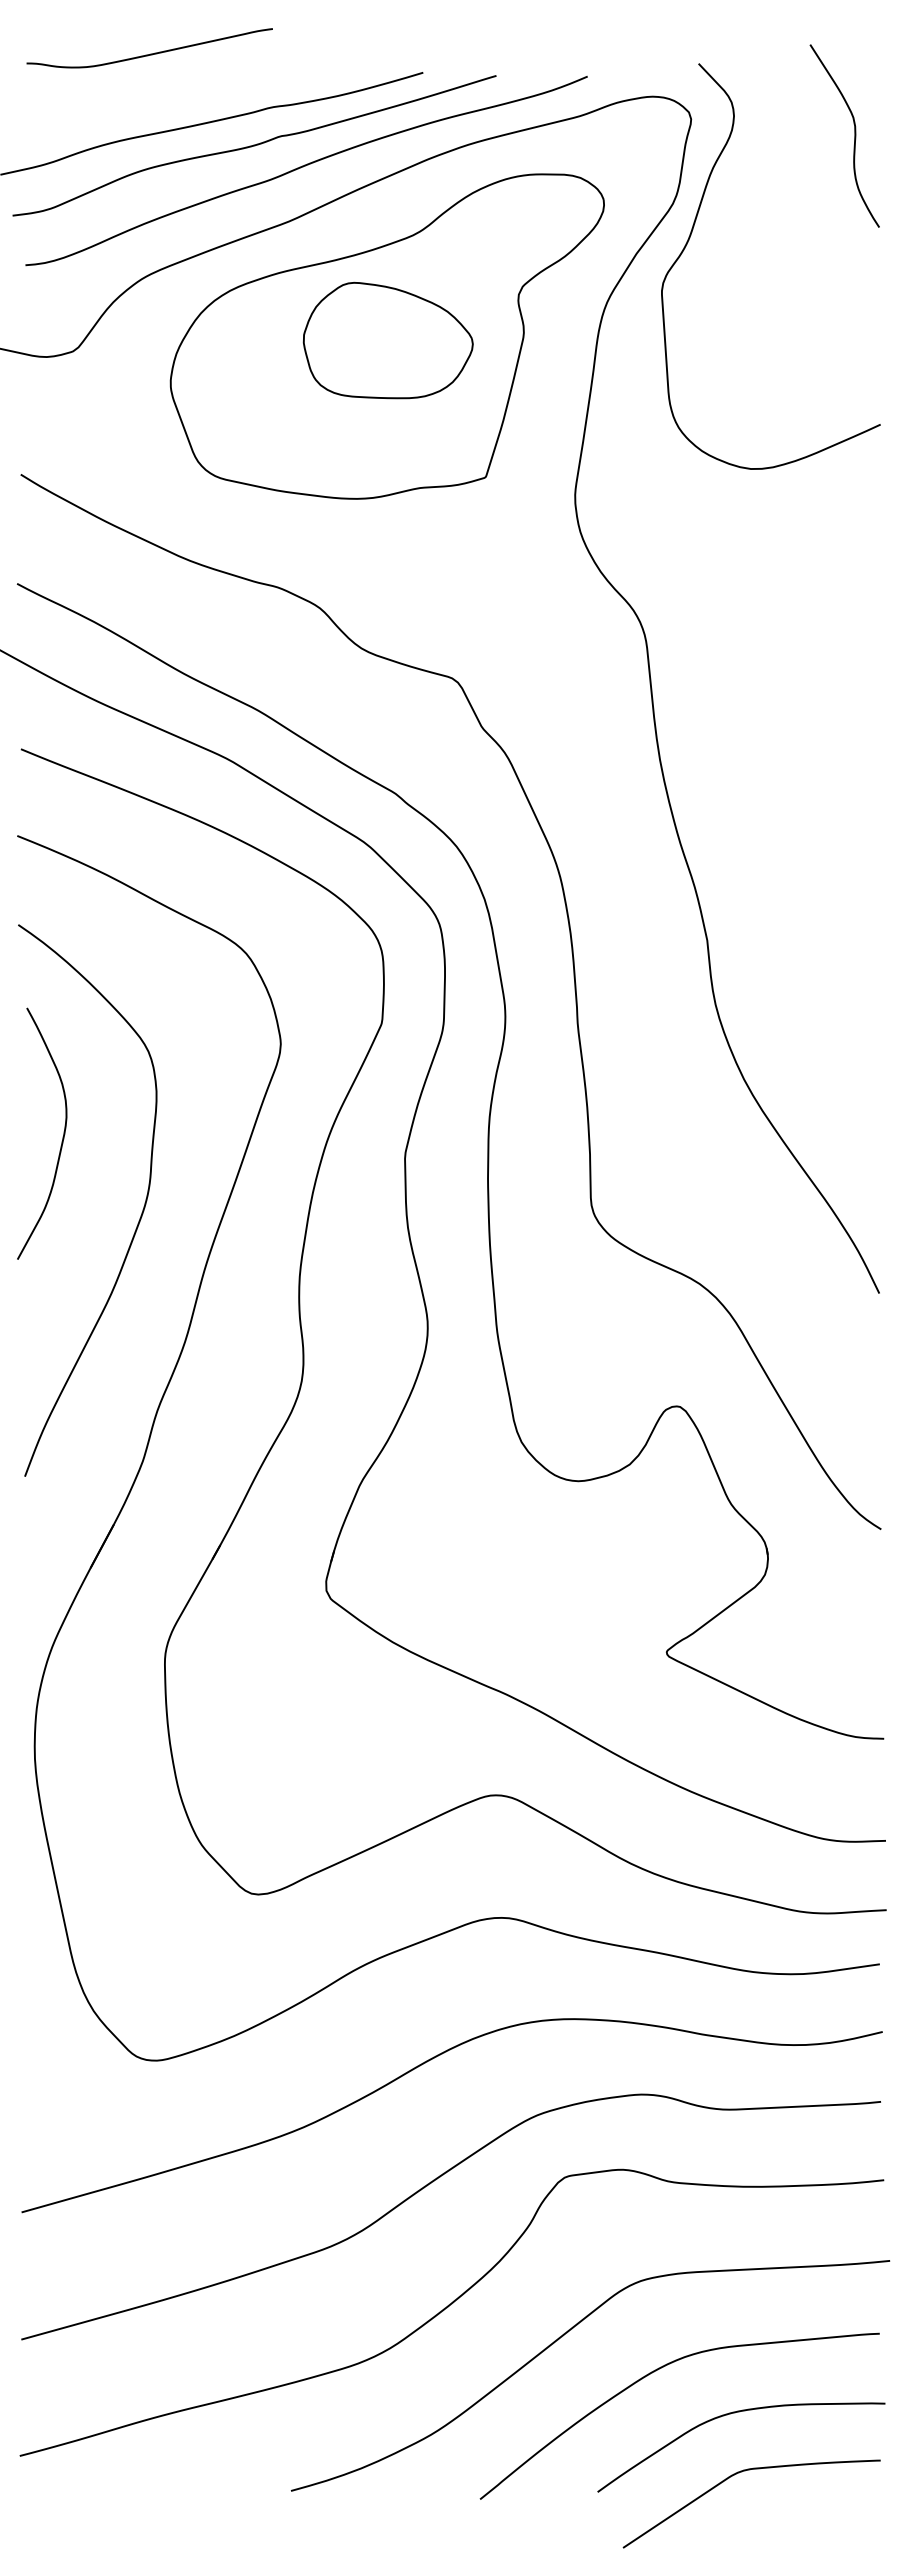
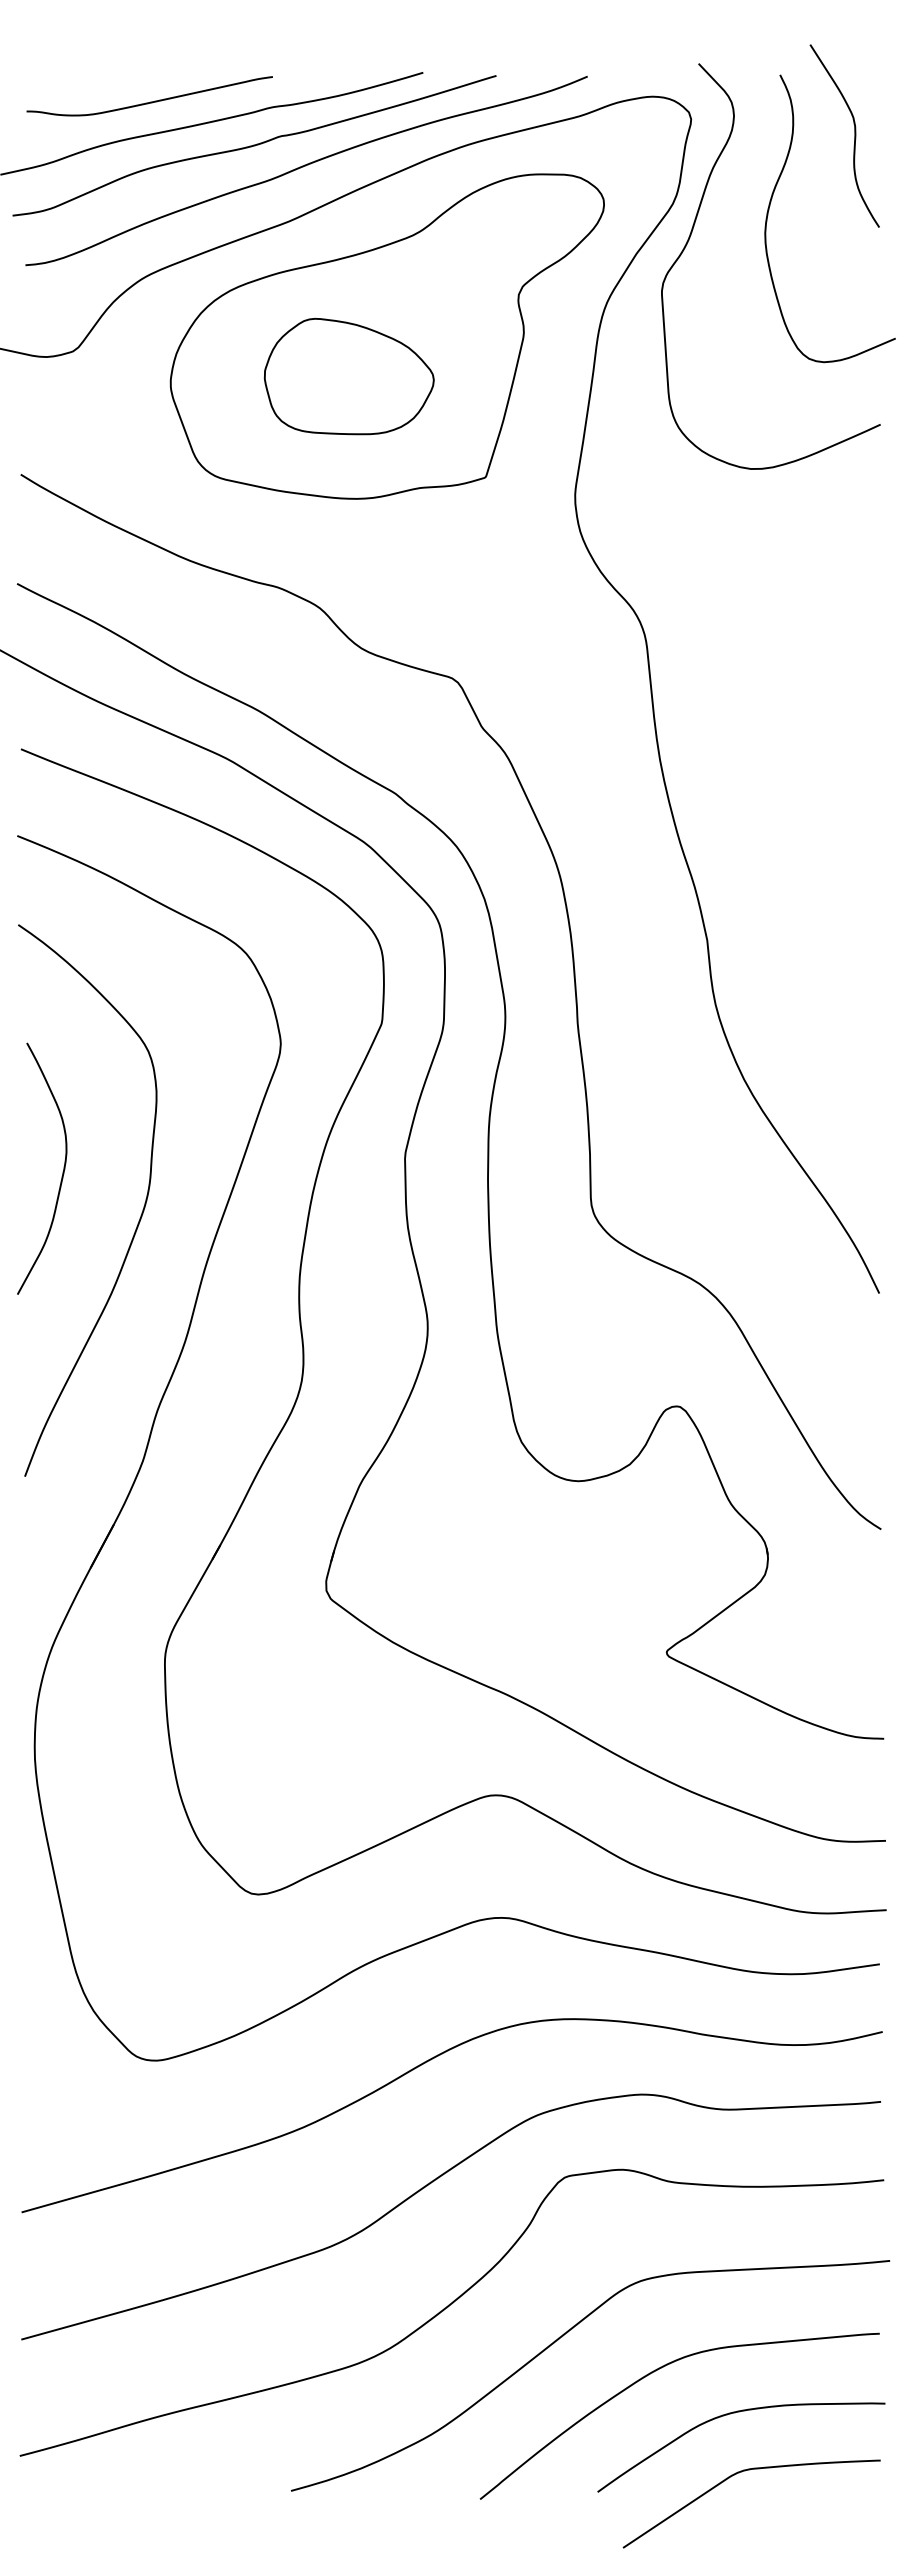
curve position: (150, 53) -> (150, 101) (150, 101)
curve: none -> present (771, 202)
part position: (387, 340) -> (348, 376) (348, 376)
curve position: (62, 1136) -> (62, 1171) (62, 1171)
